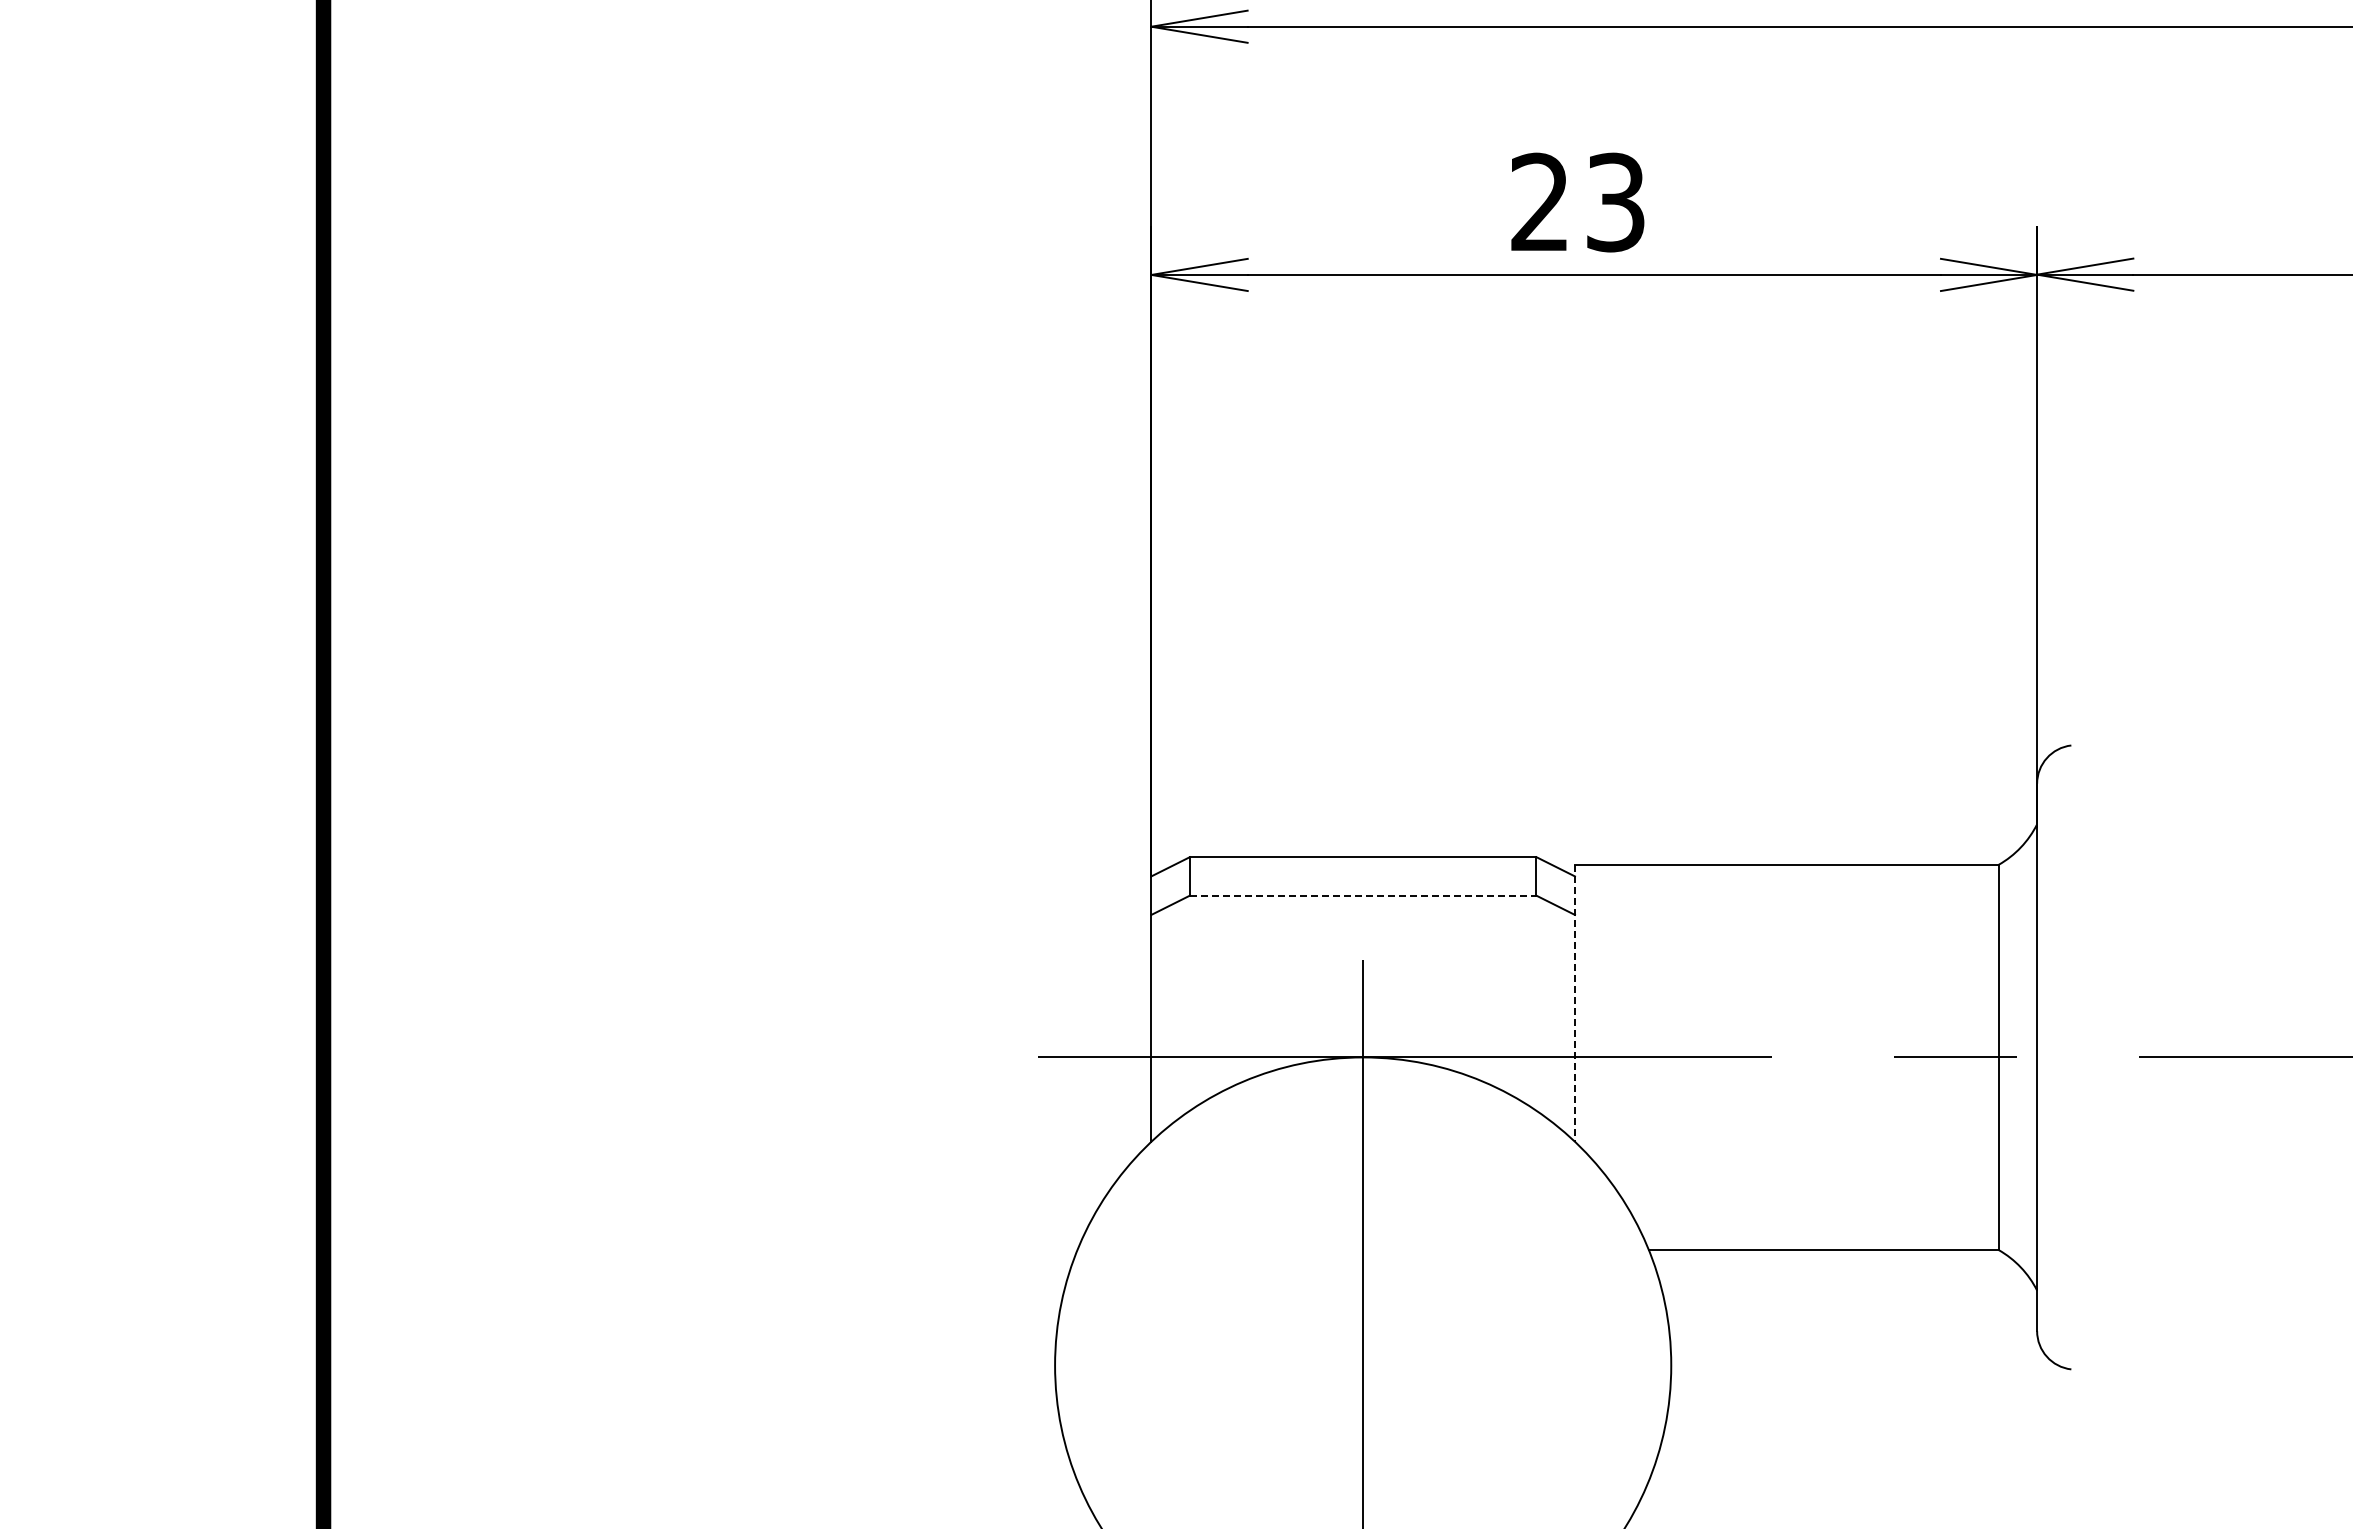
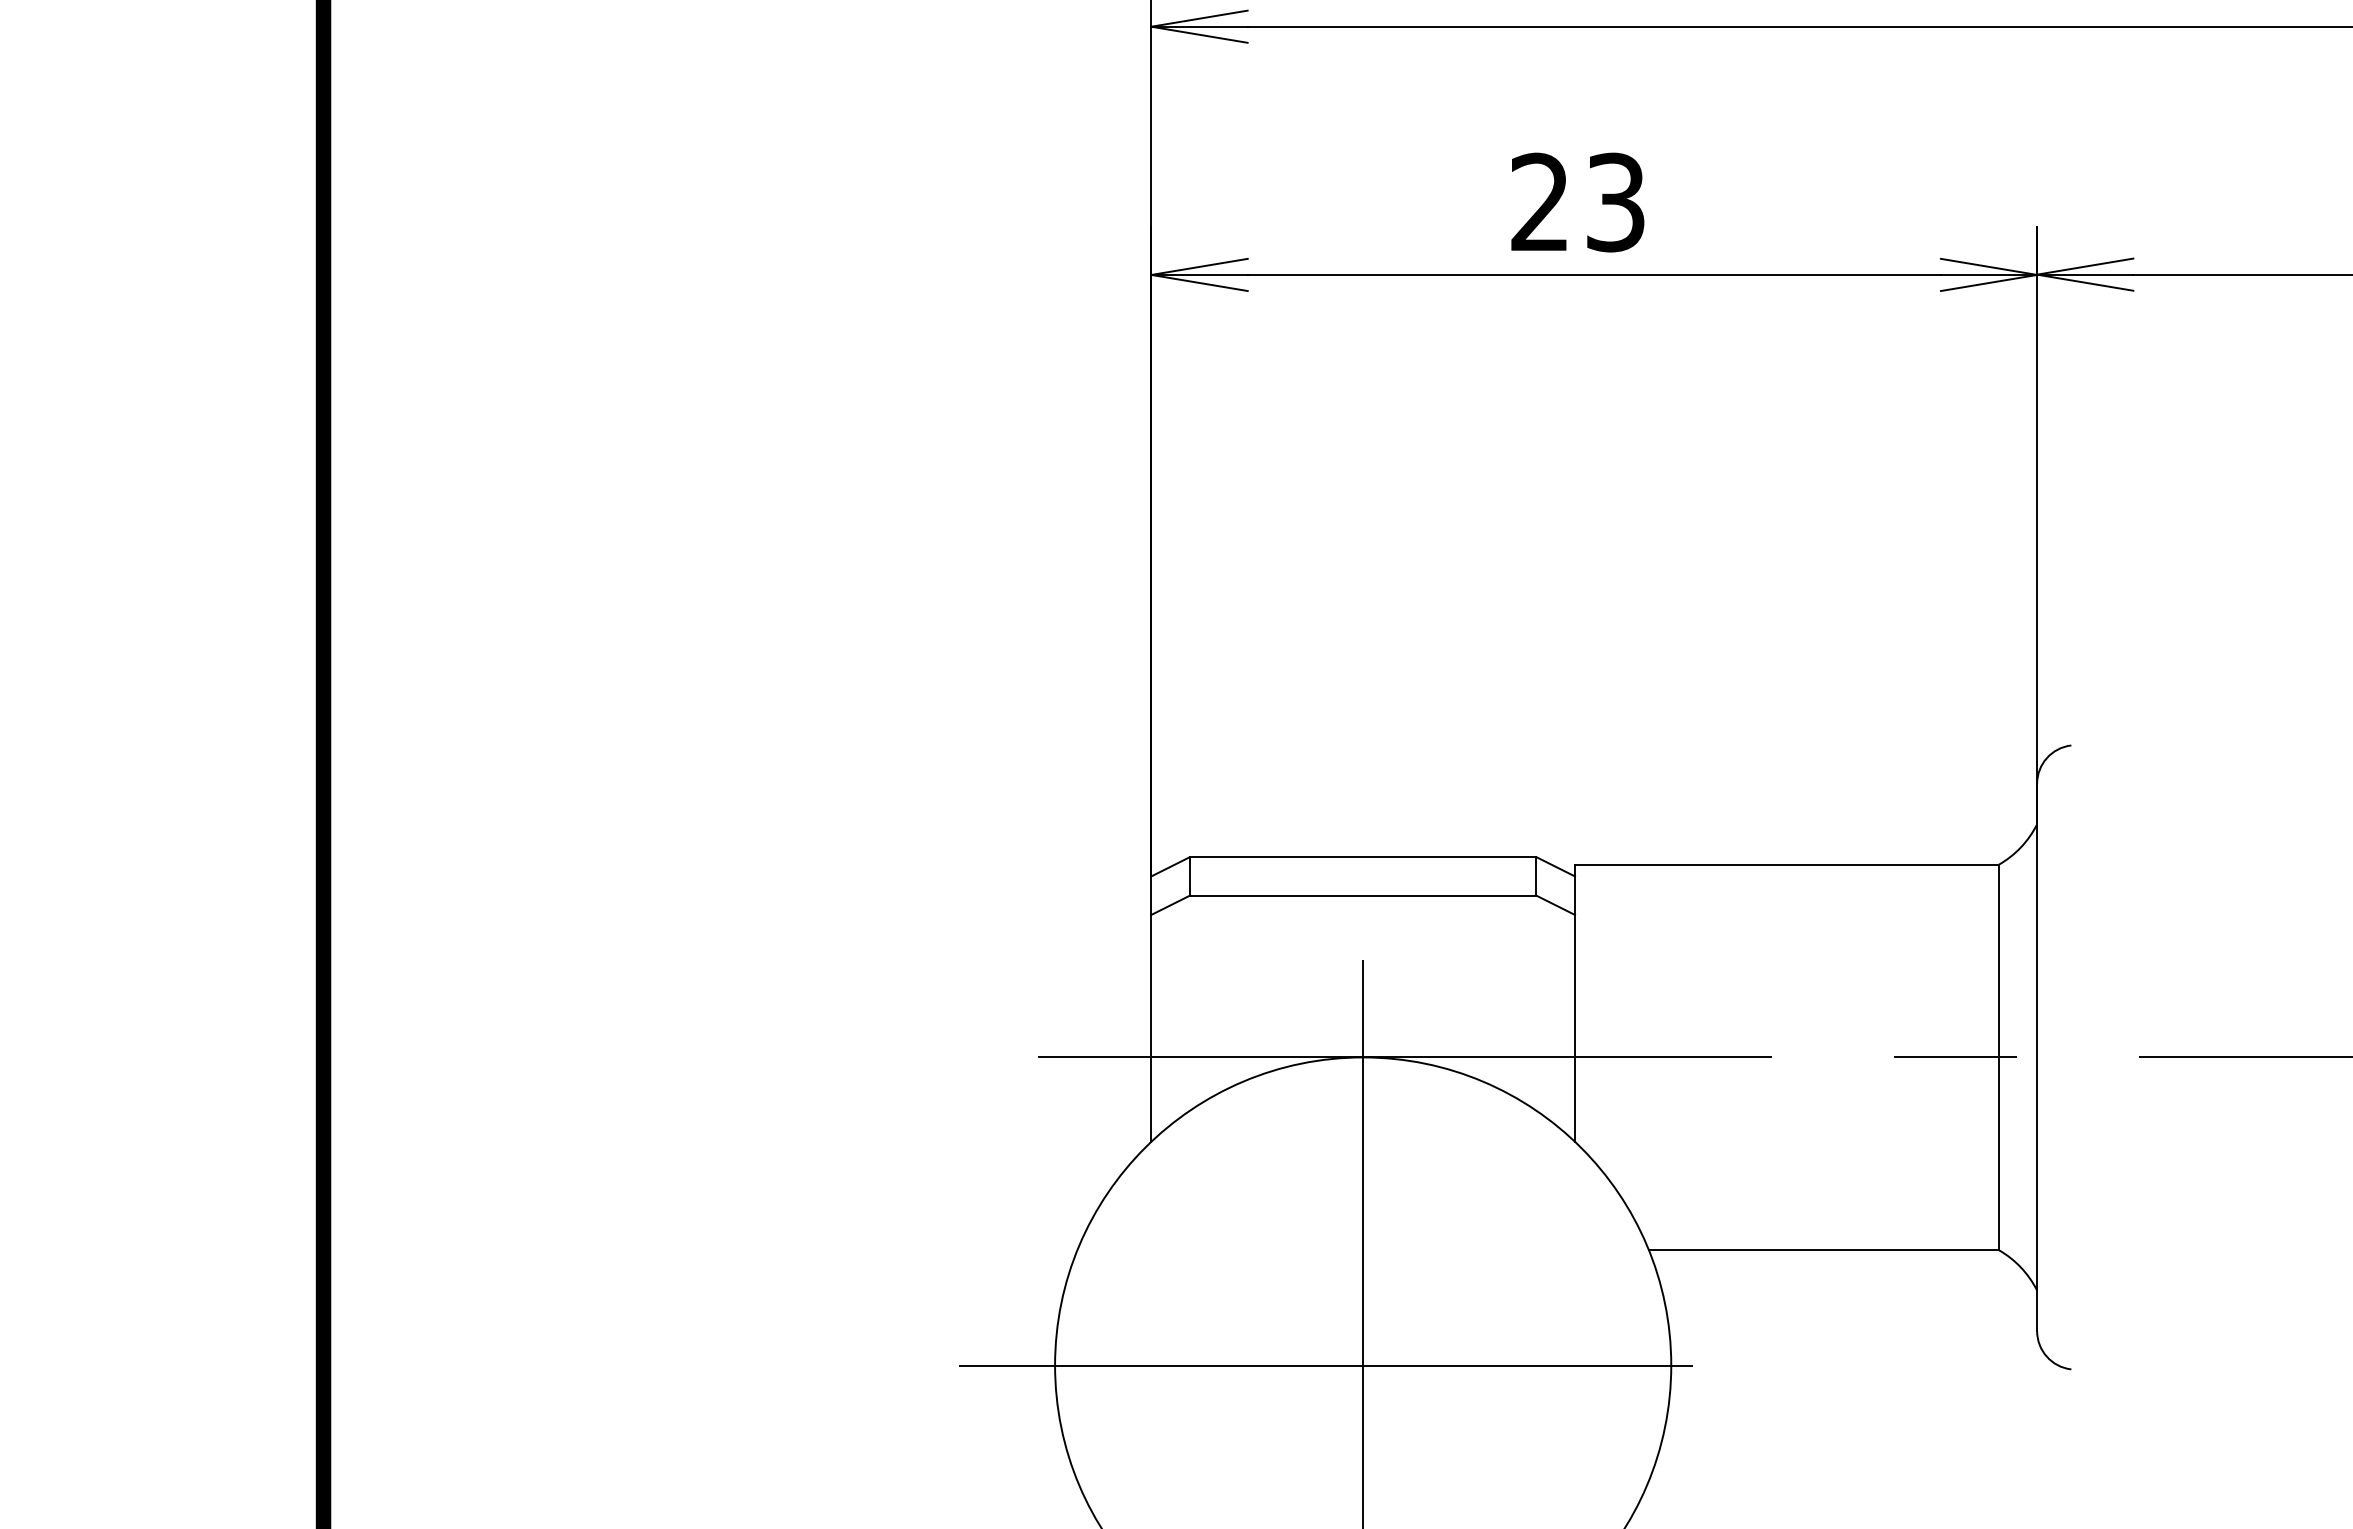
line: dashed -> solid (1363, 895)
line: dashed -> solid (1574, 1003)
line: none -> present (1361, 1365)
